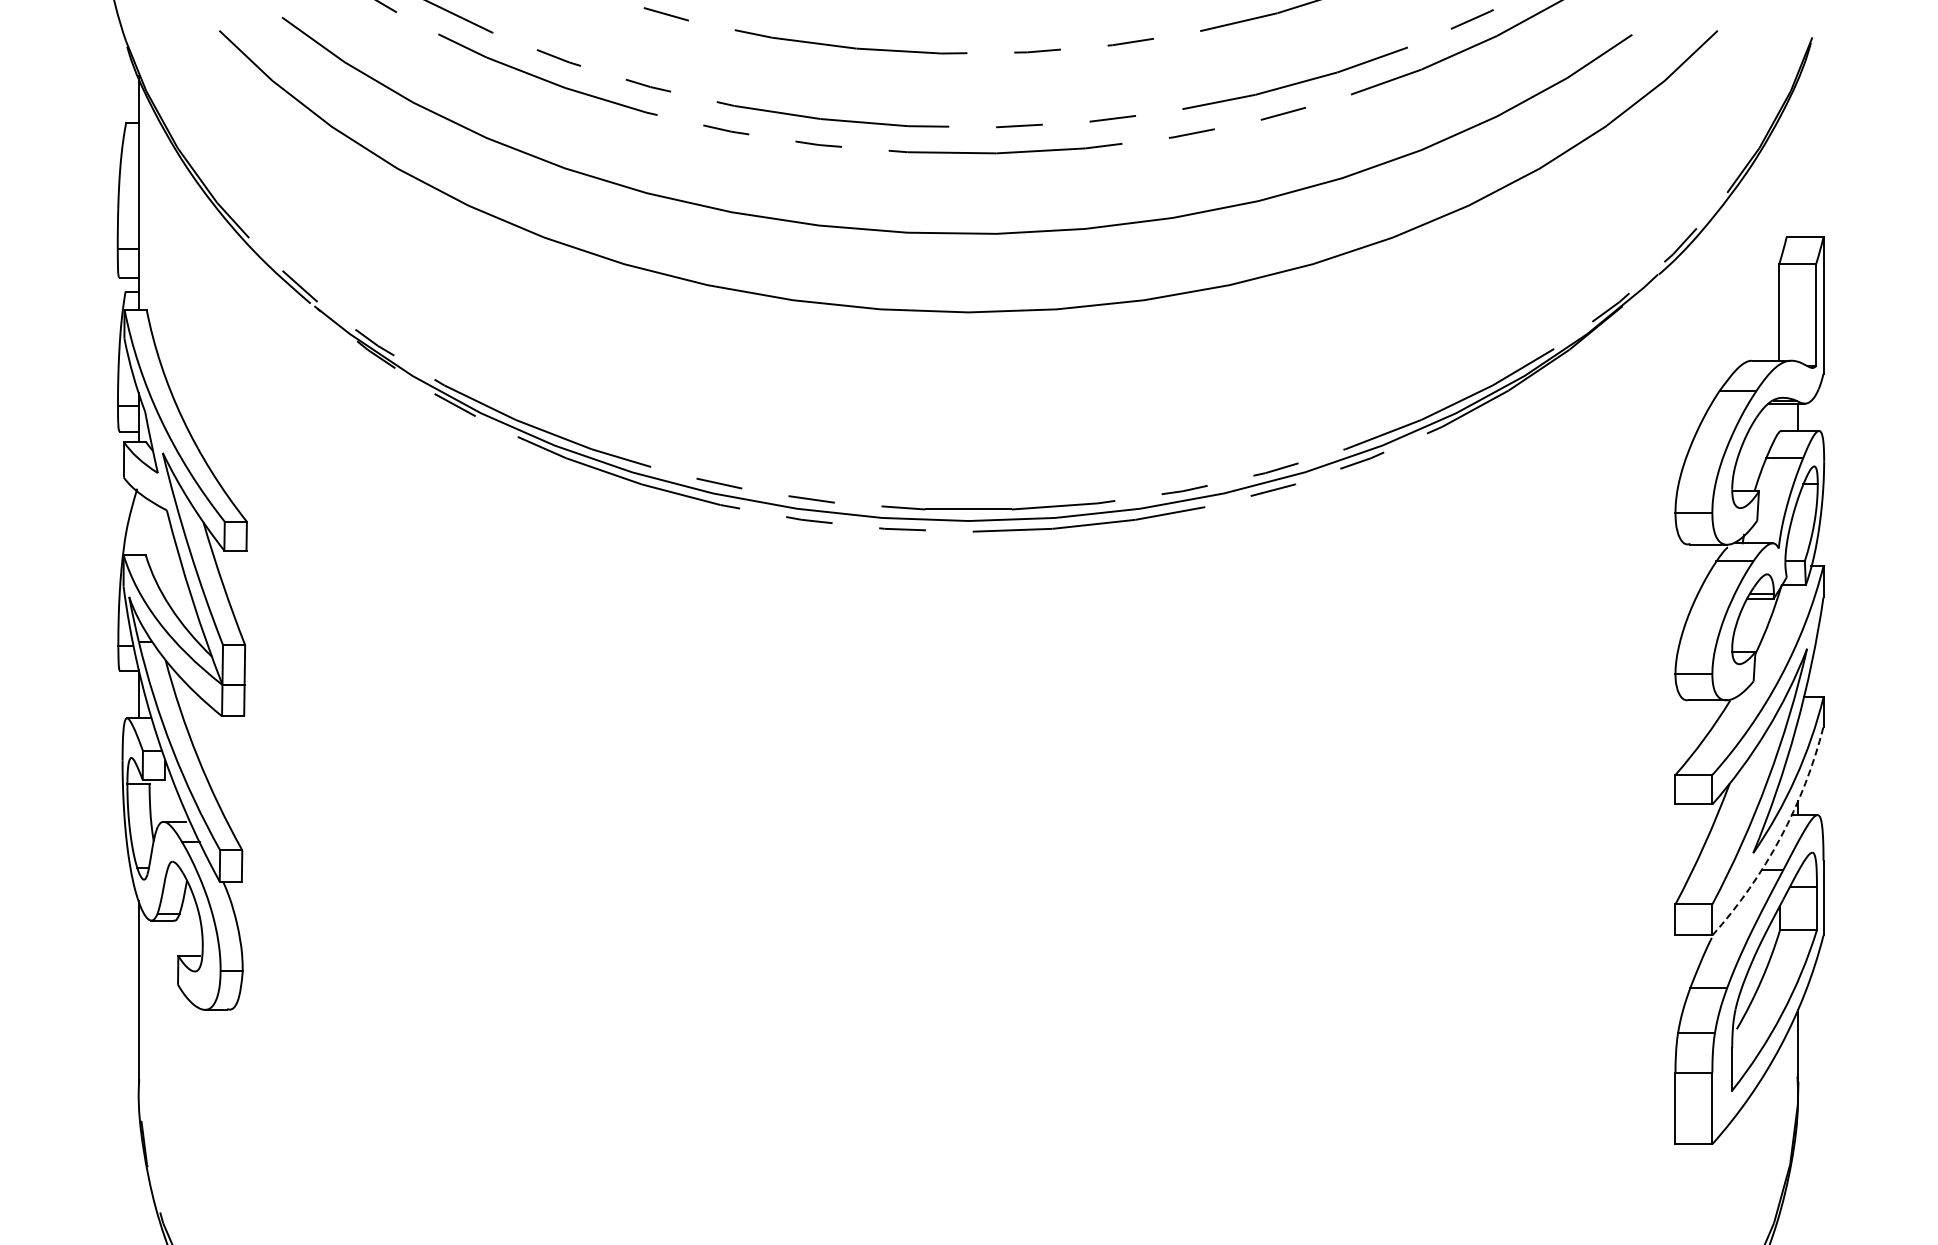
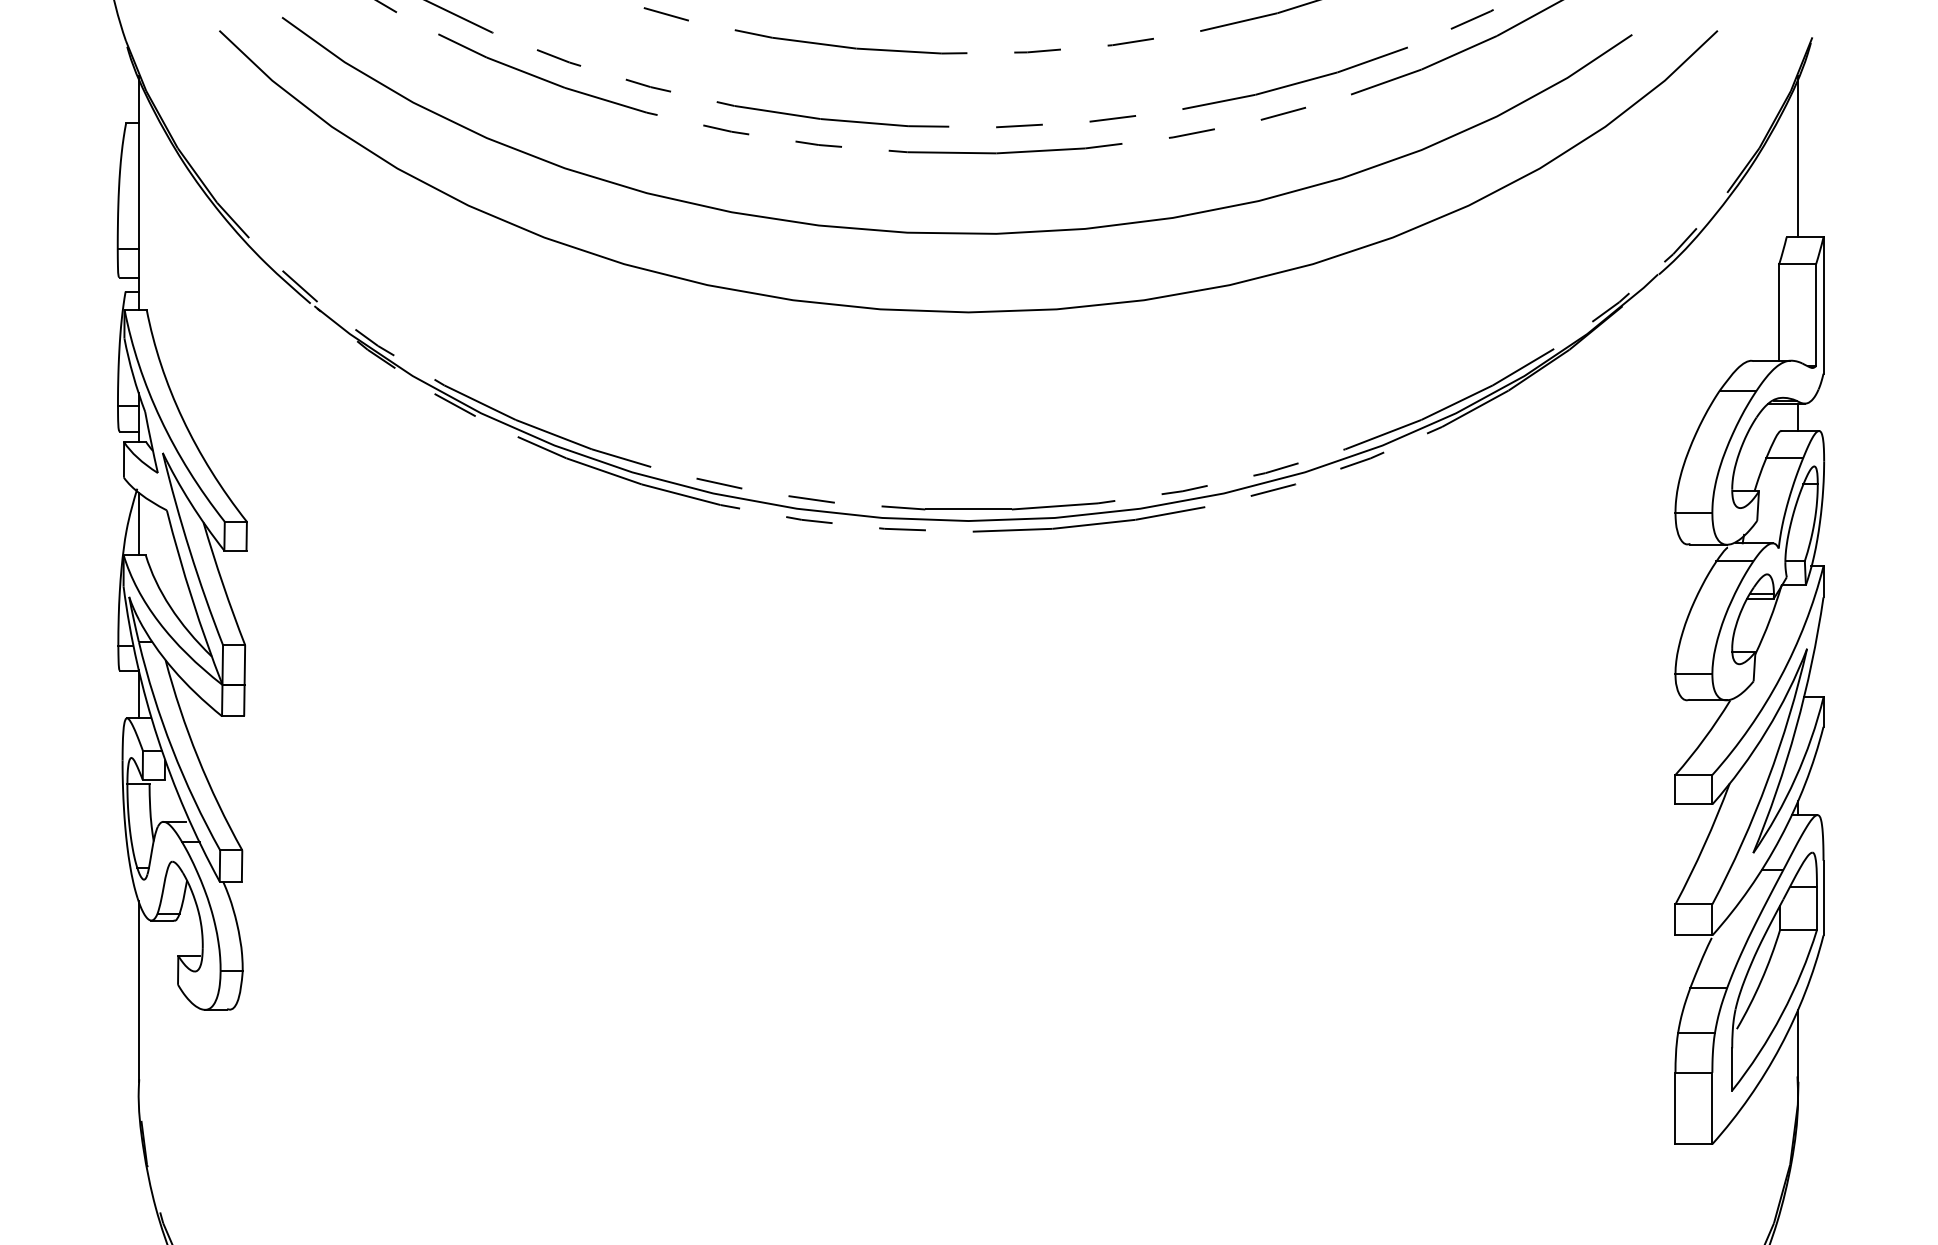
line: none -> present (1798, 156)
line: none -> present (138, 523)
arc: dashed -> solid (1780, 837)
